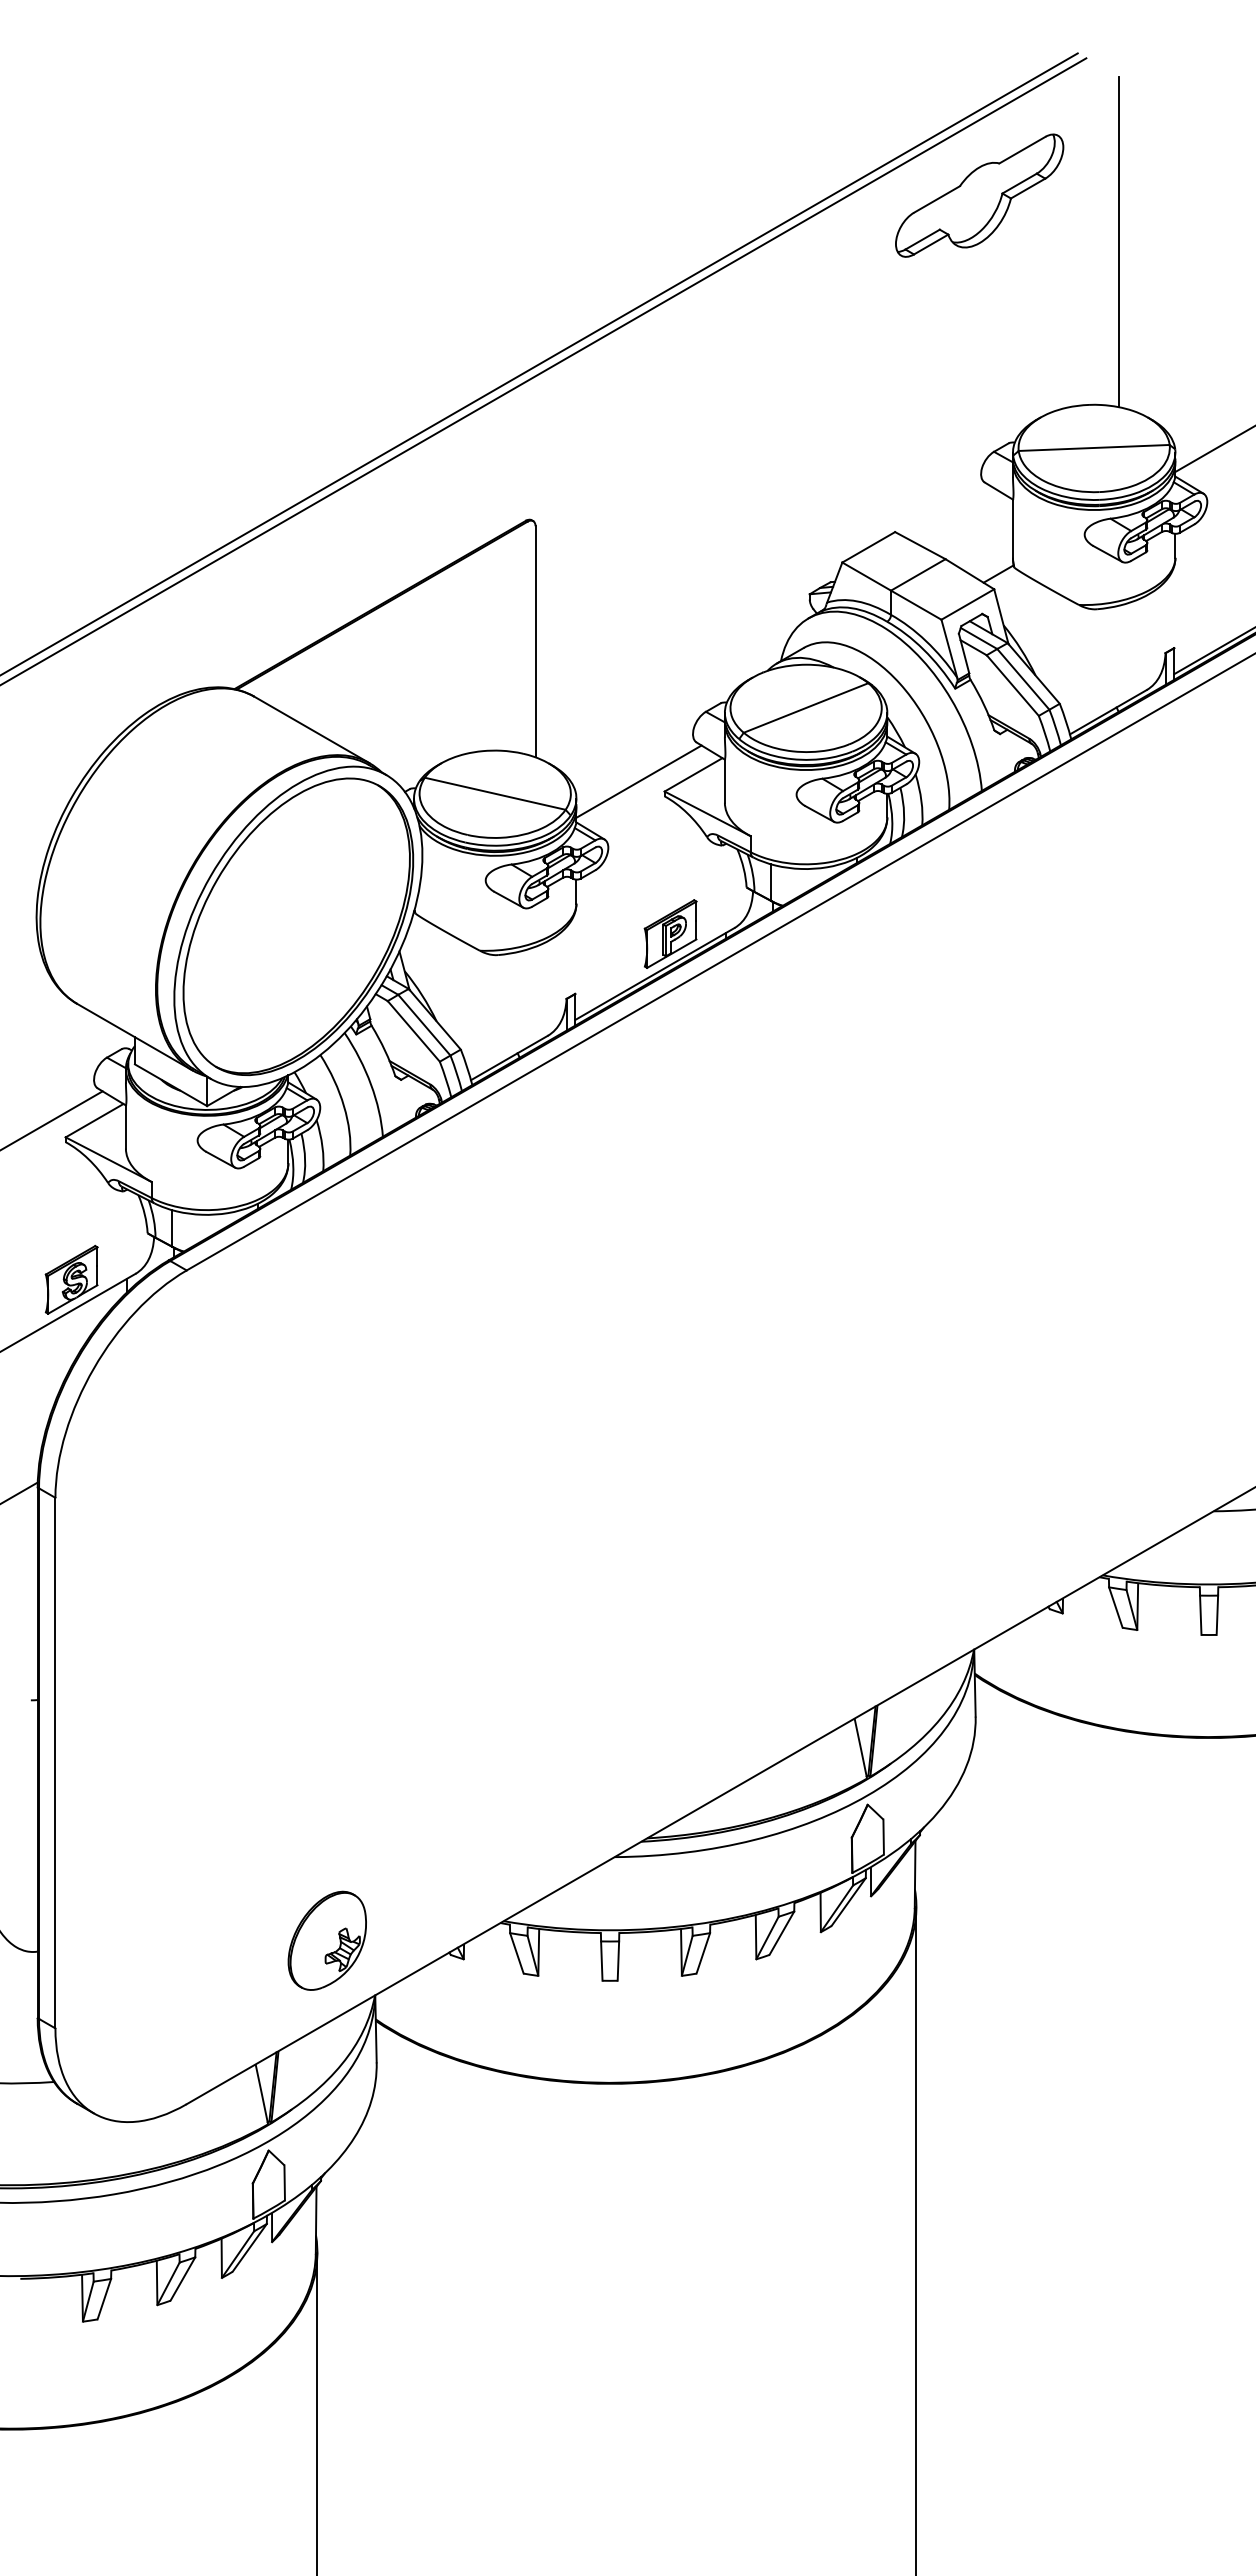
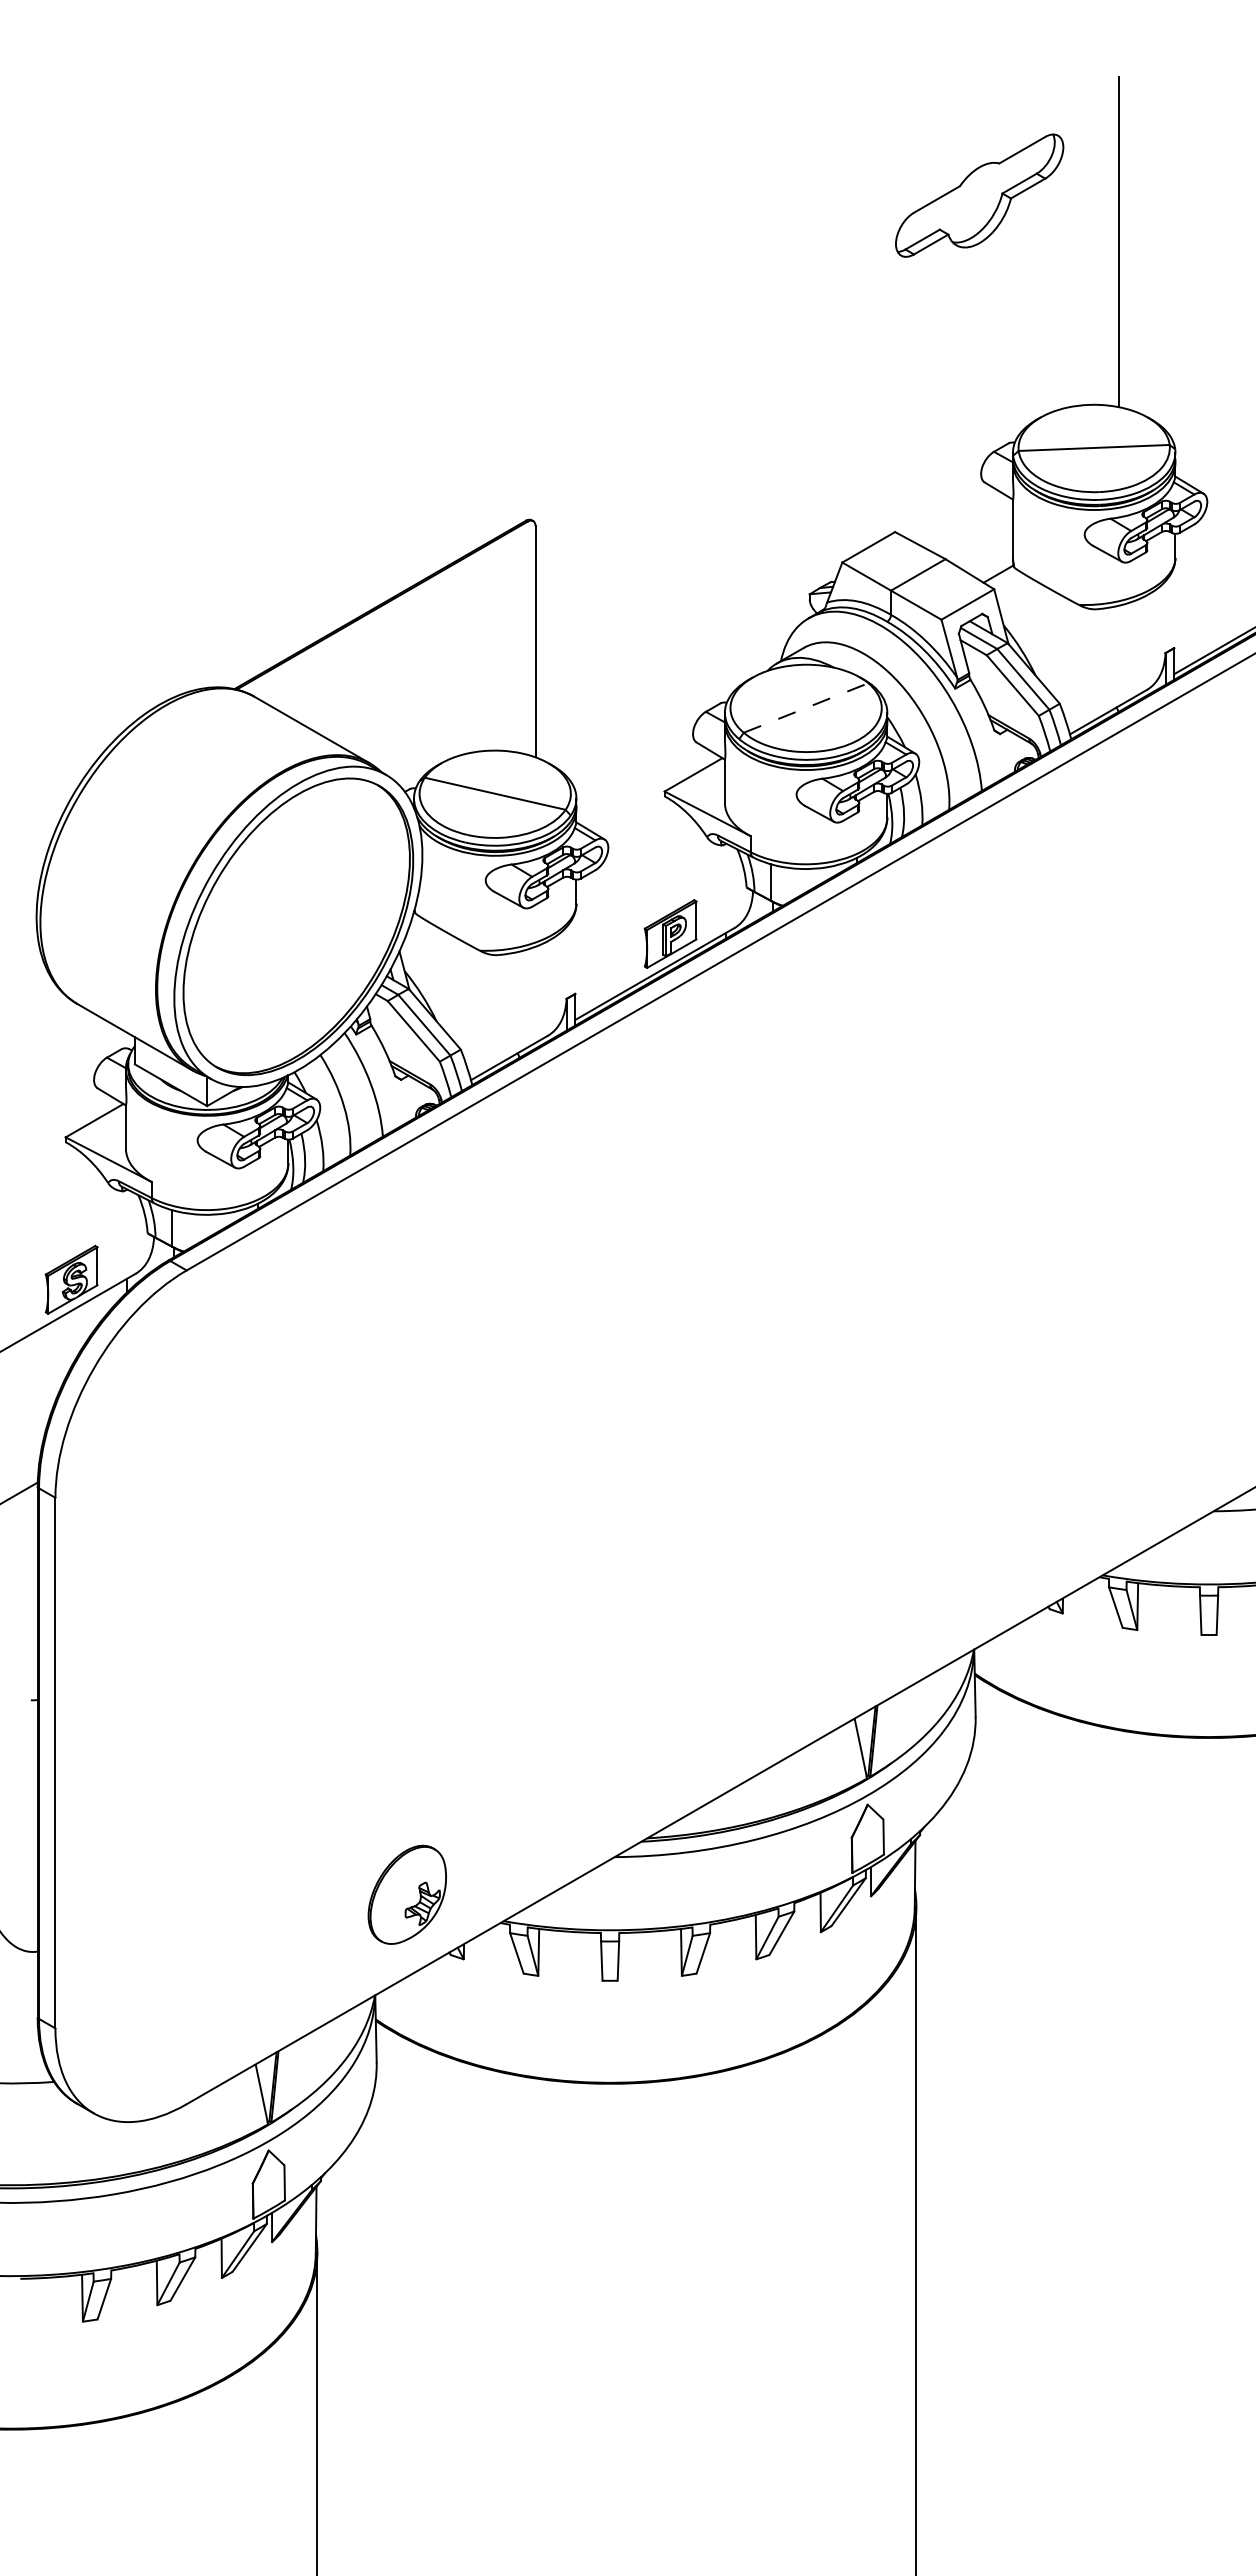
line: present -> none (539, 363)
line: present -> none (544, 370)
line: present -> none (1213, 449)
line: solid -> dashed (806, 707)
line: present -> none (638, 781)
line: present -> none (52, 1120)
part position: (326, 1940) -> (406, 1894) (406, 1894)
